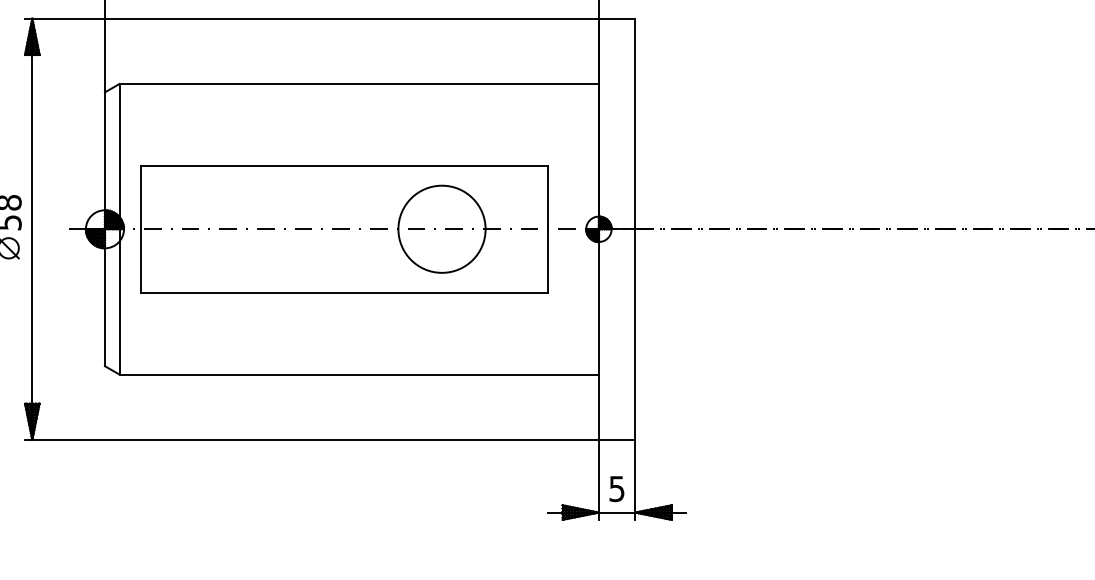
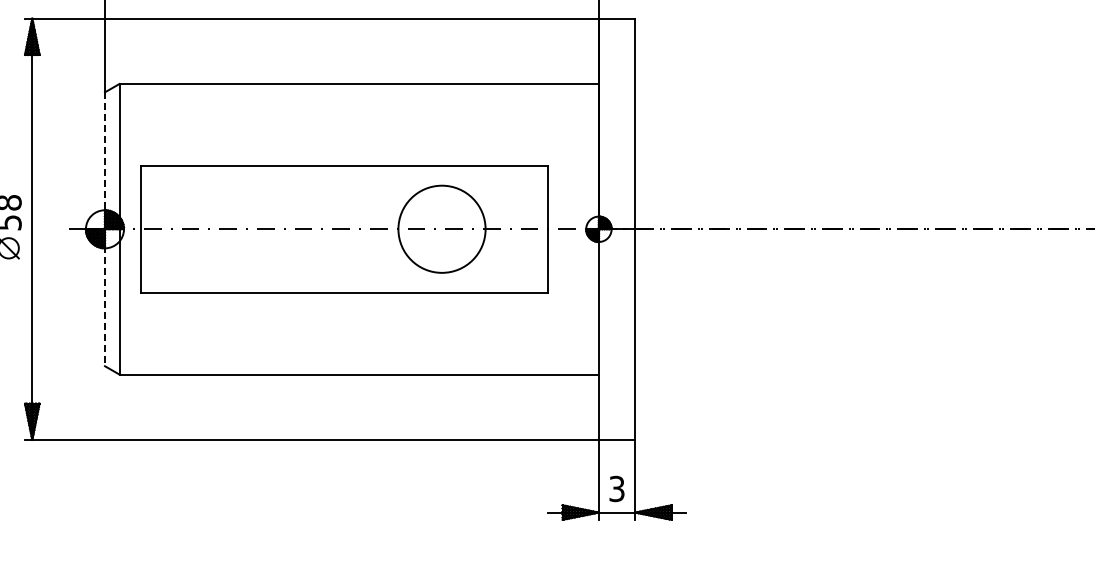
line: solid -> dashed (104, 229)
text: 5 -> 3 (617, 488)
